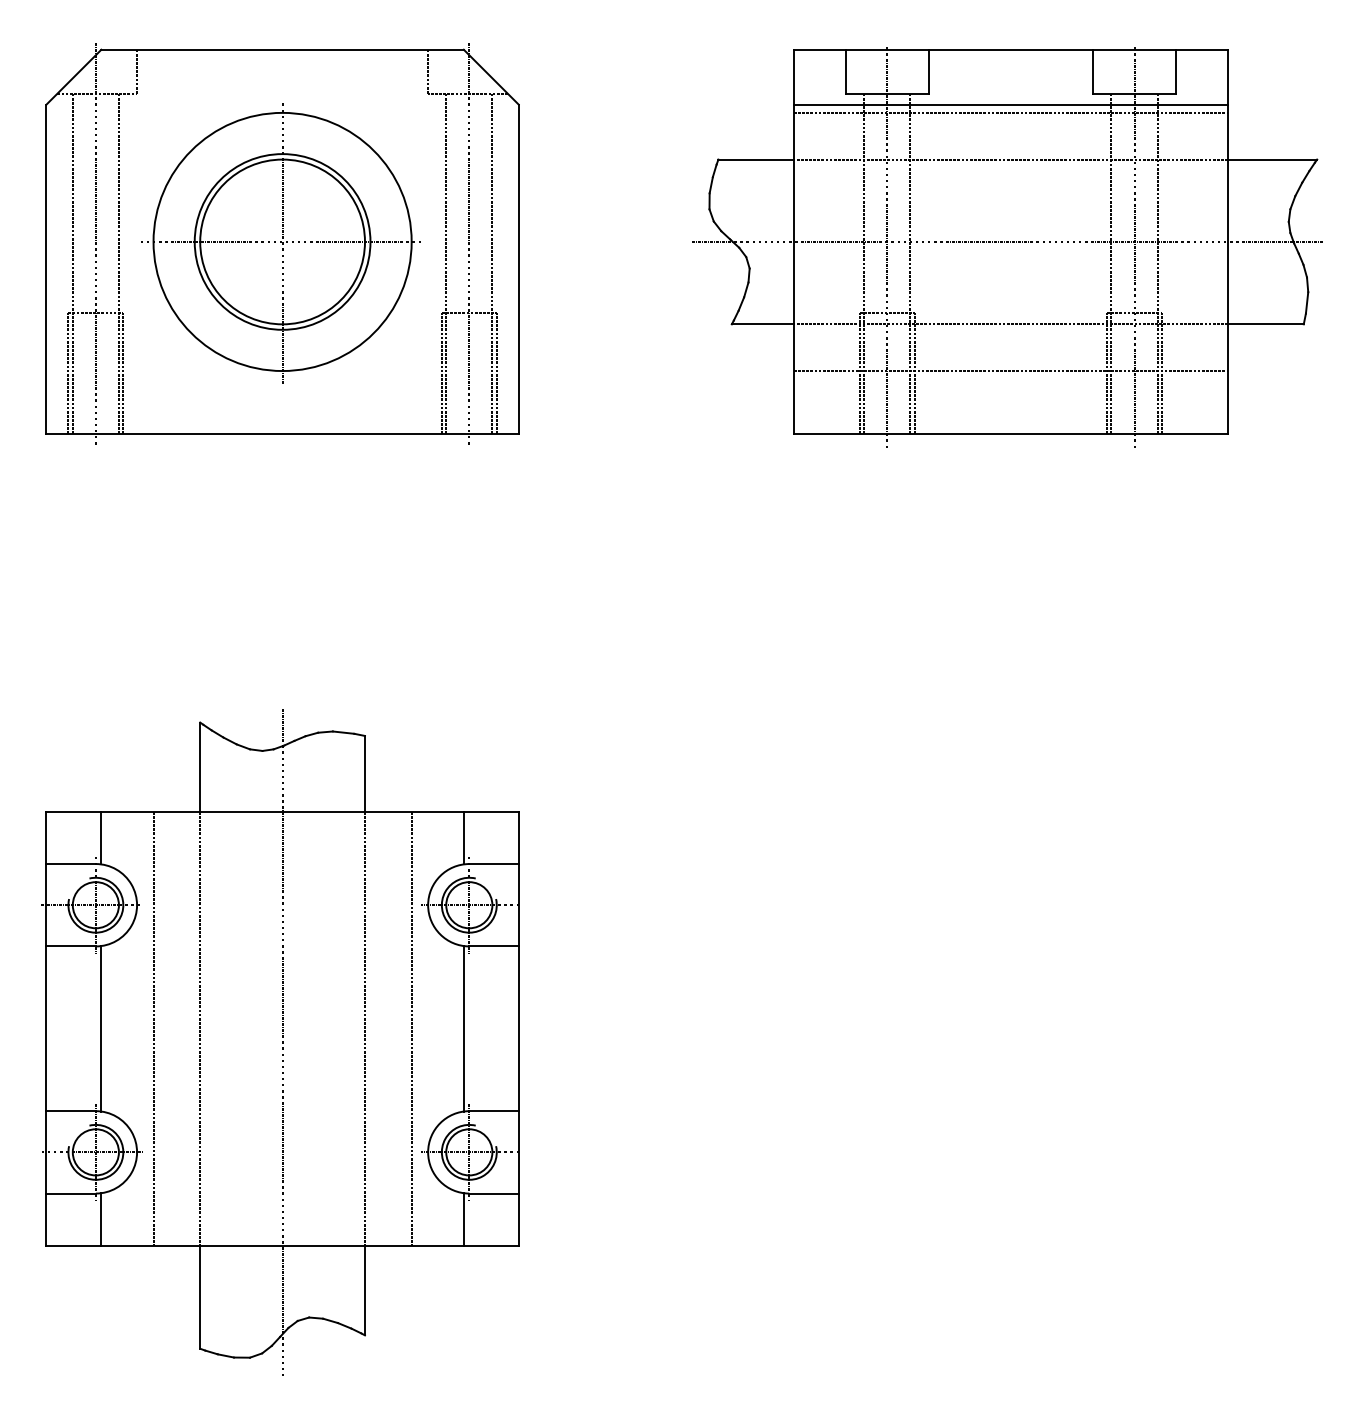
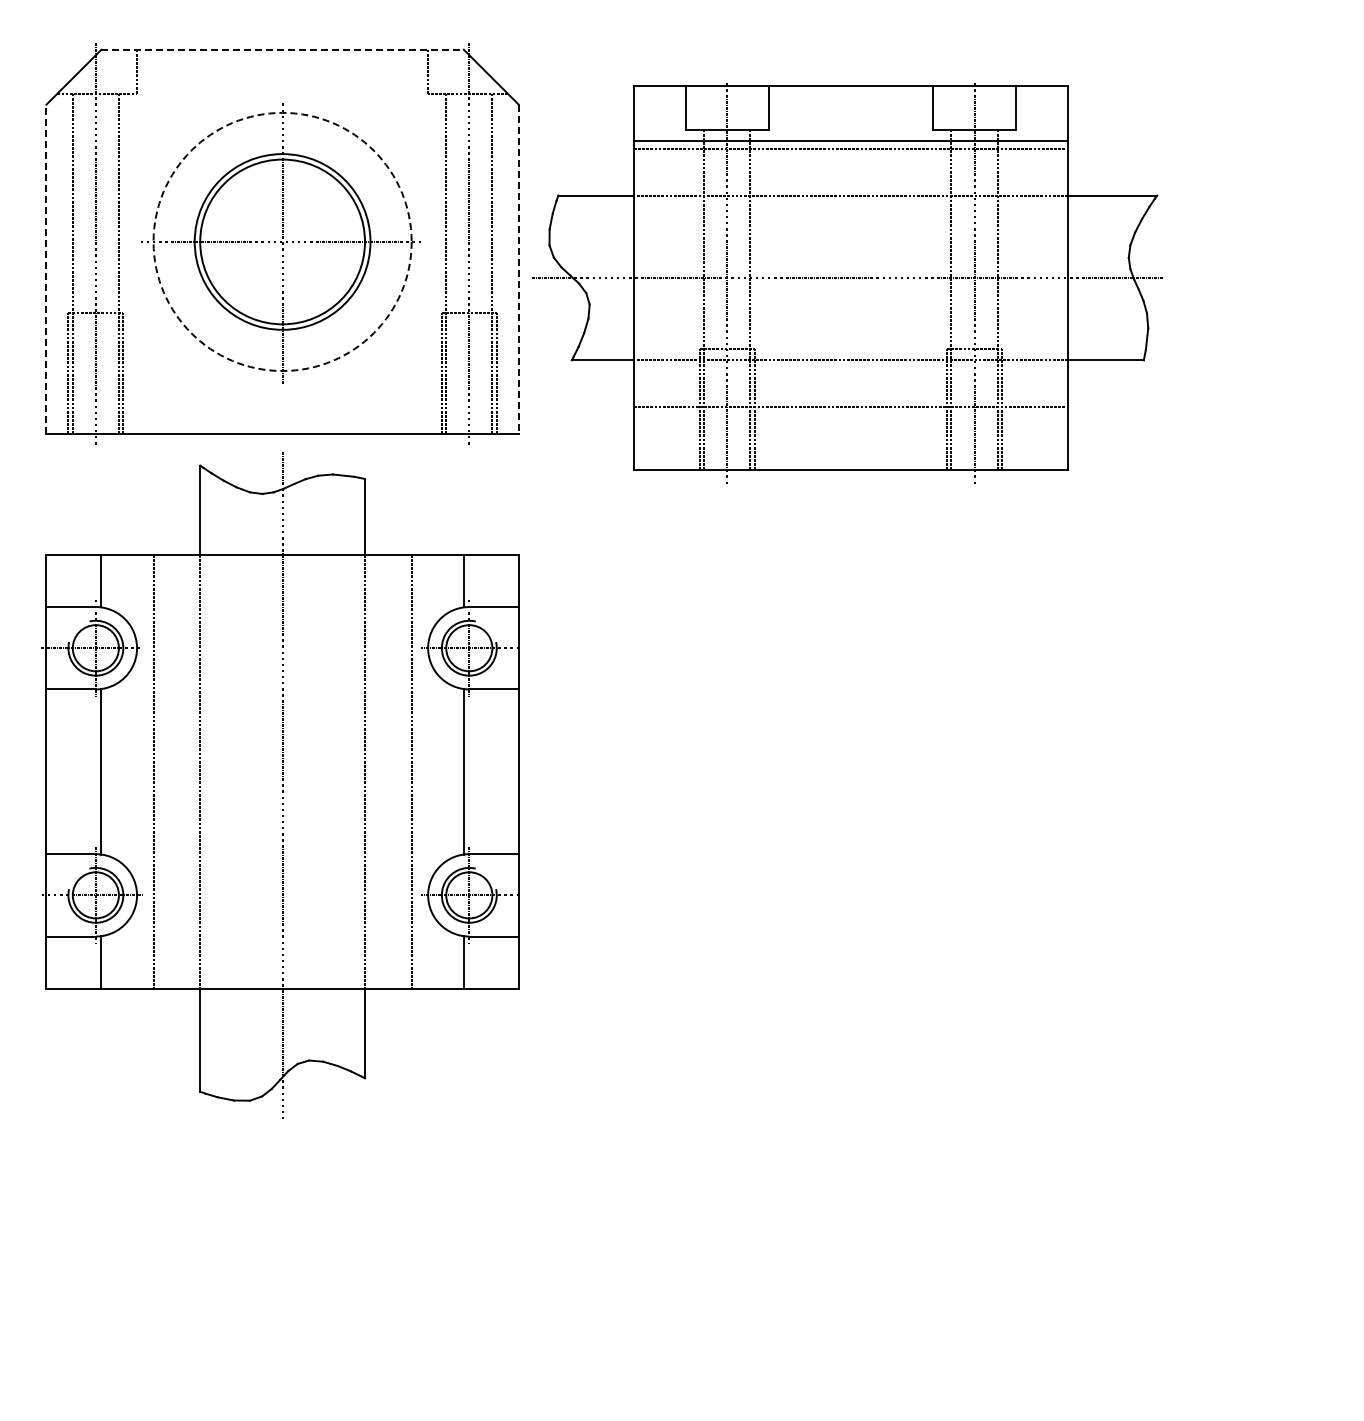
line: solid -> dashed (283, 49)
circle: solid -> dashed (282, 241)
part position: (1007, 247) -> (847, 283) (847, 283)
line: solid -> dashed (46, 269)
line: solid -> dashed (518, 269)
part position: (280, 1042) -> (280, 785) (280, 785)
